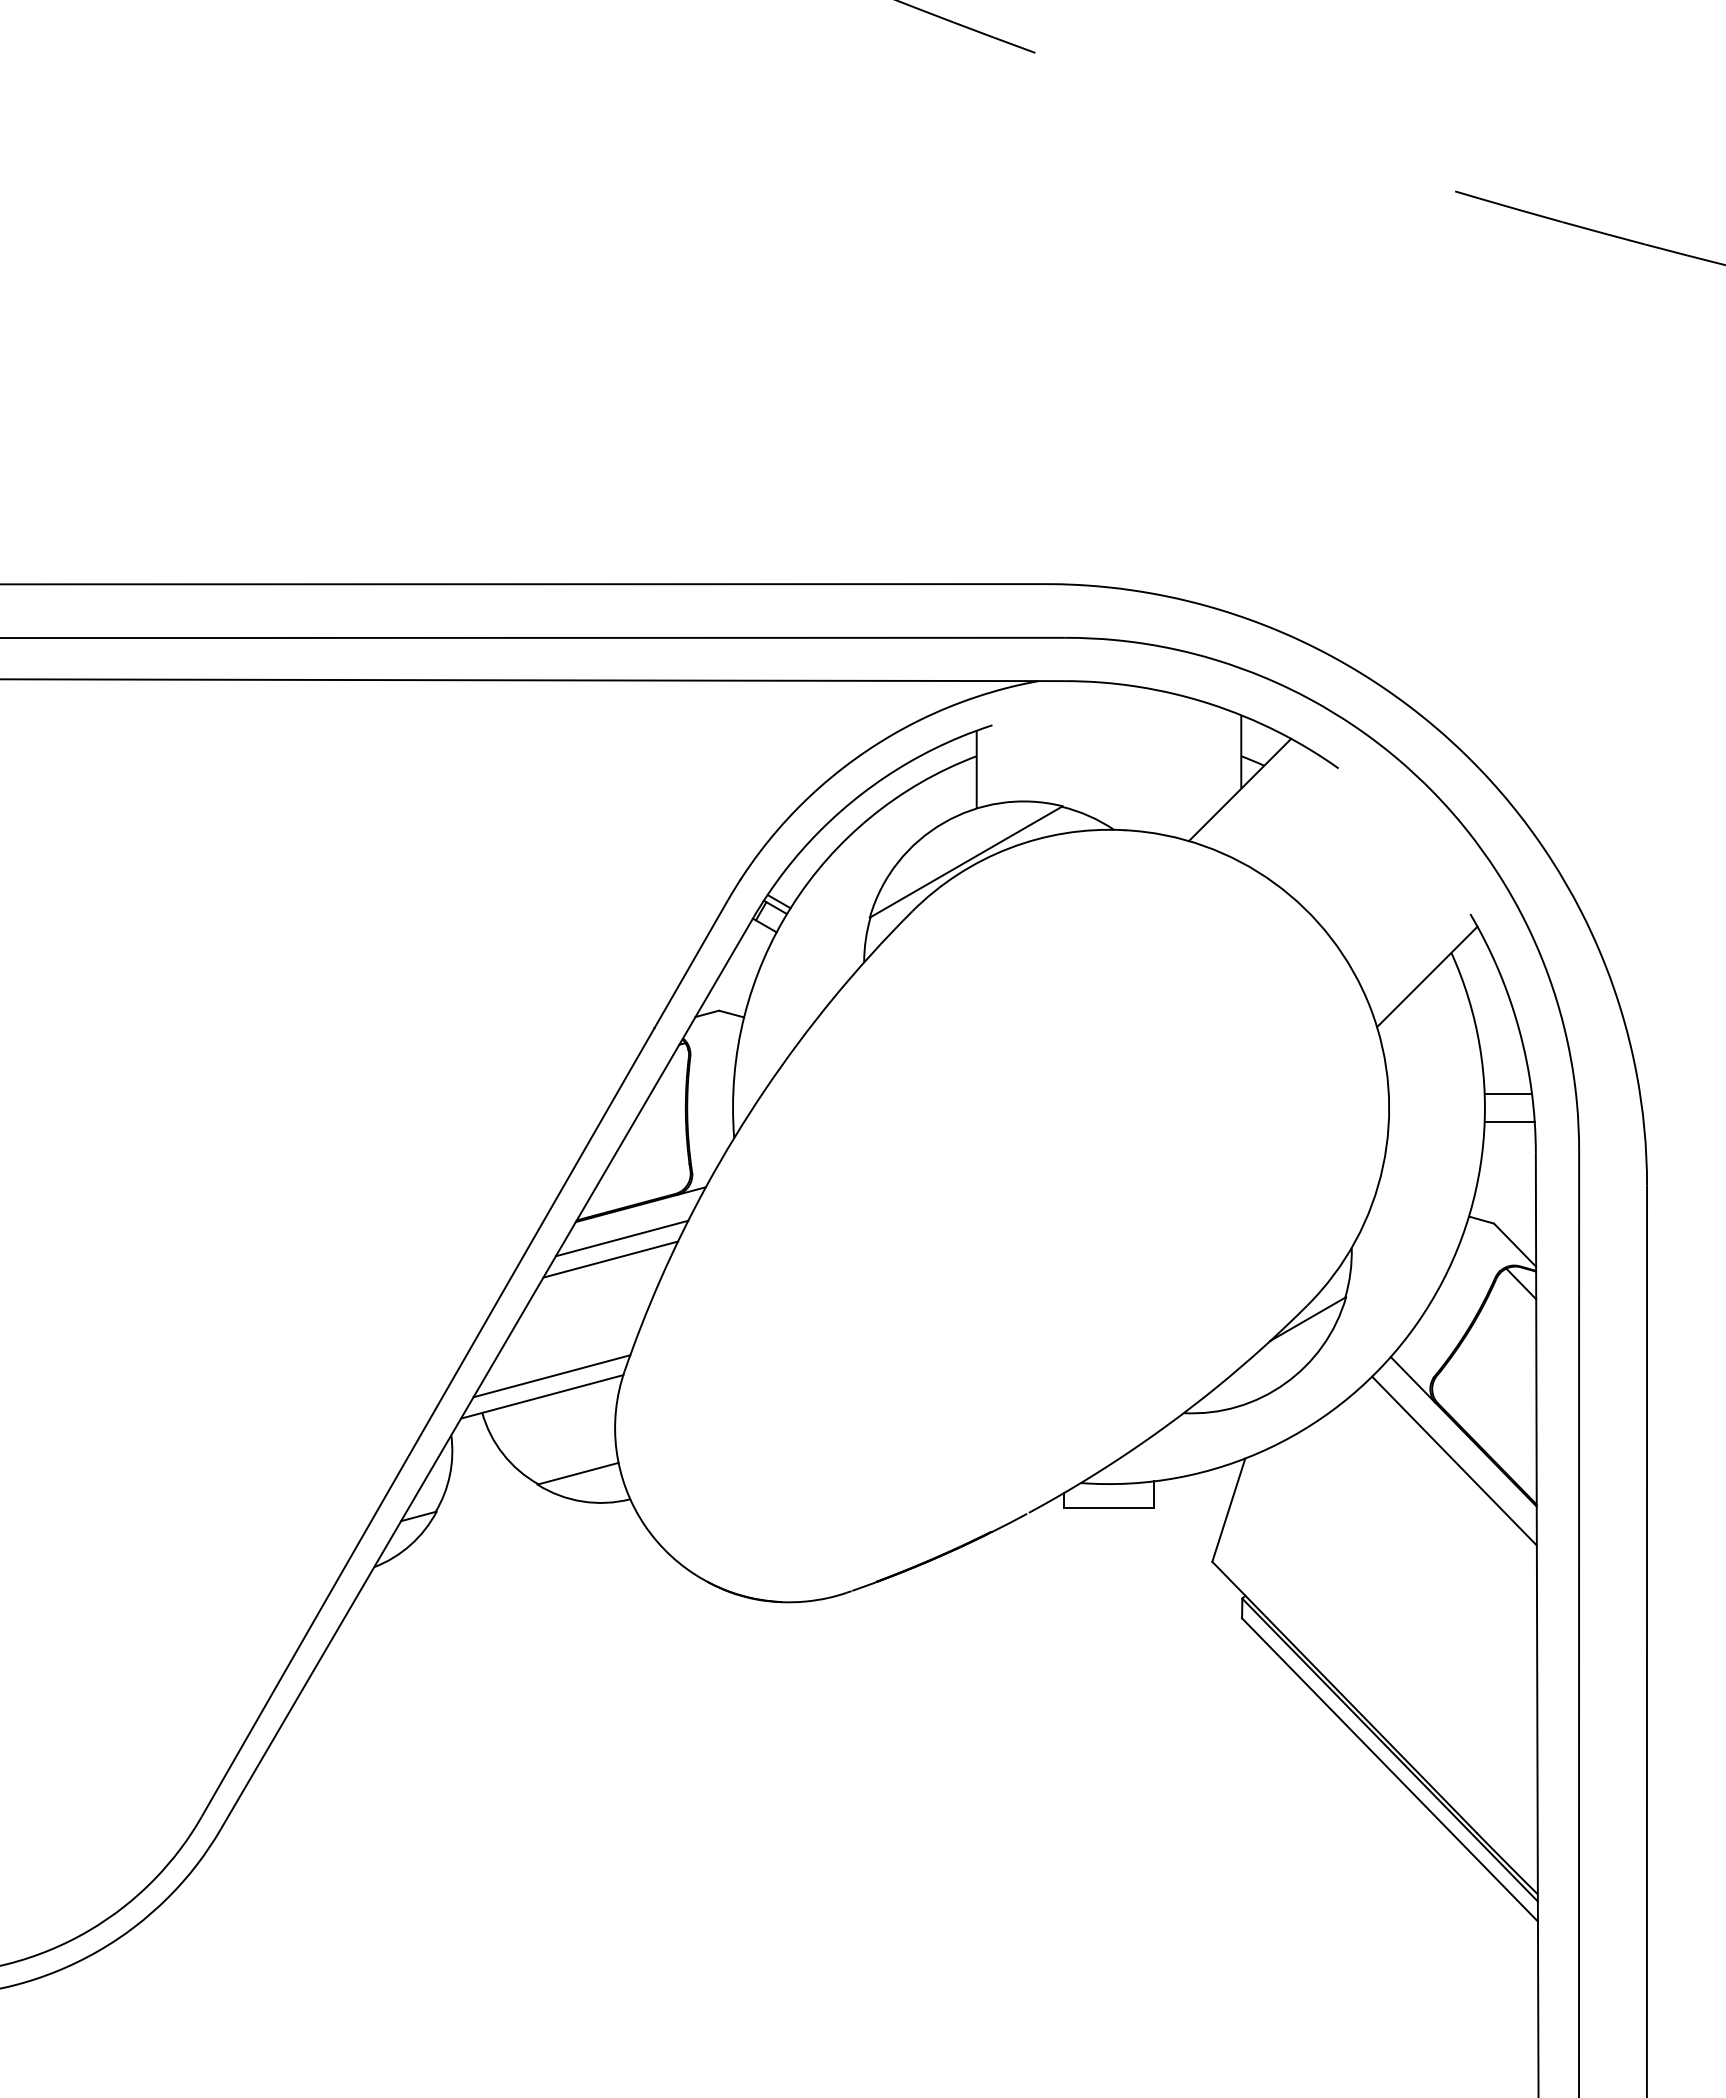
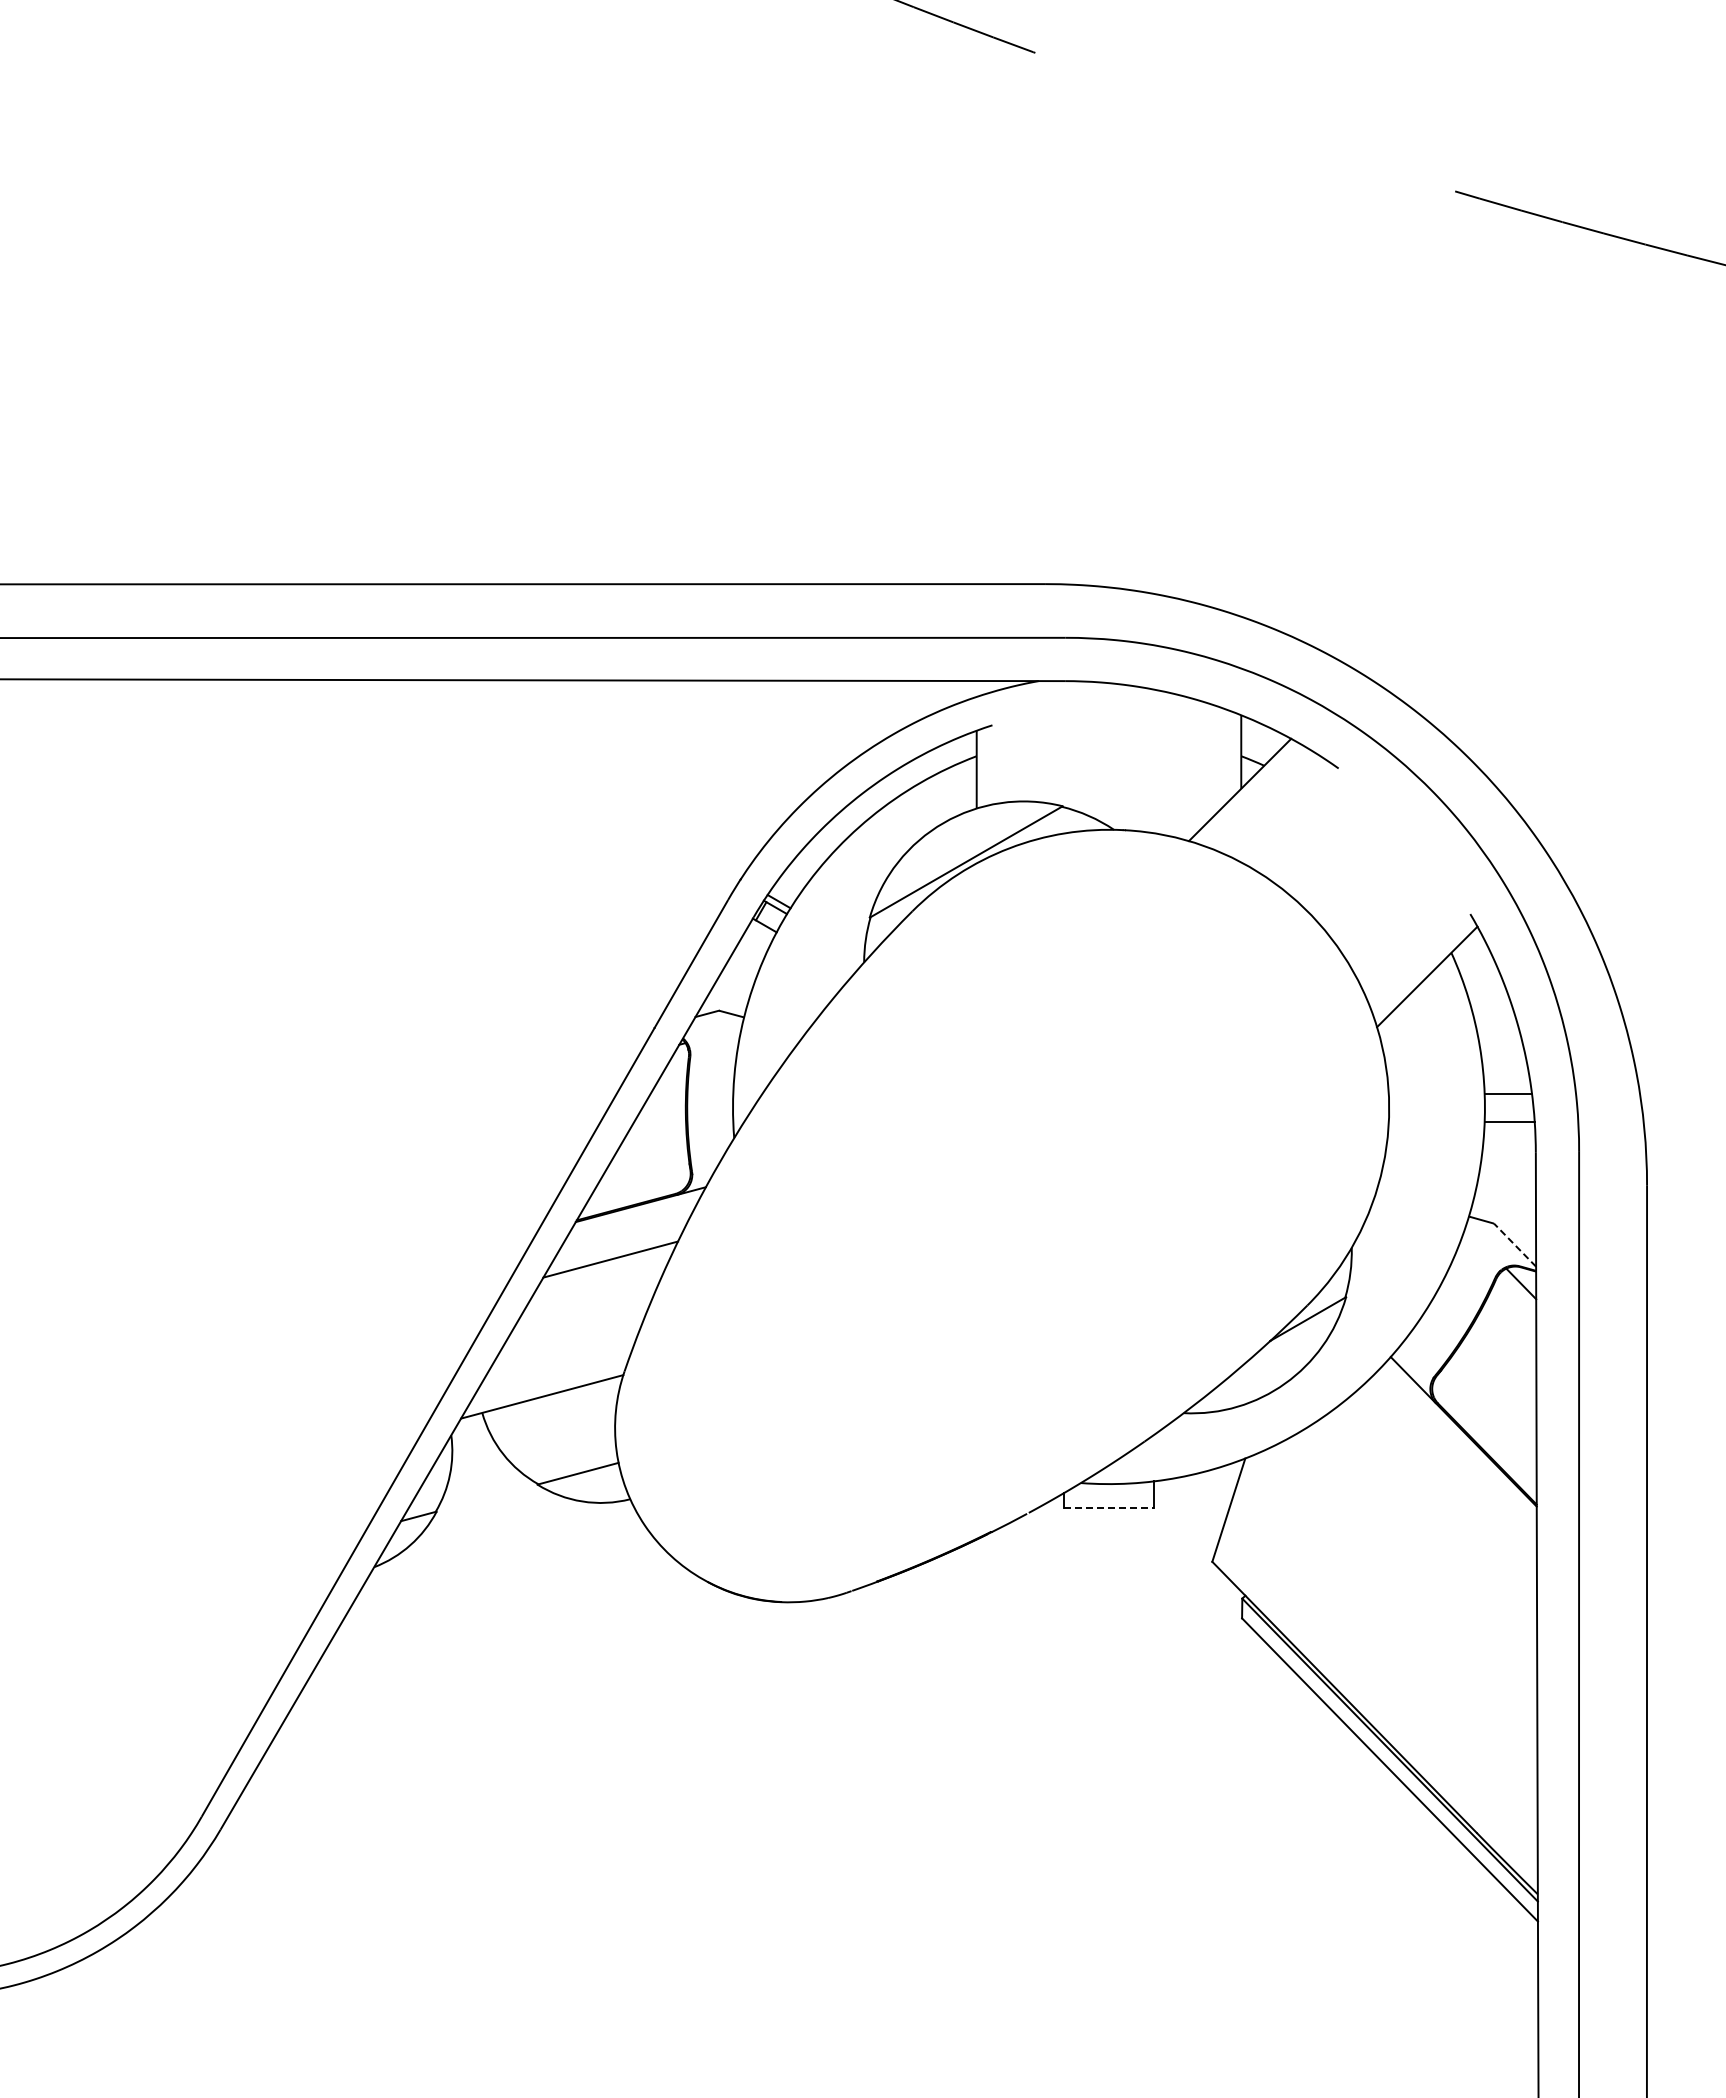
line: present -> none (621, 1238)
line: solid -> dashed (1514, 1244)
line: present -> none (551, 1376)
line: present -> none (1454, 1460)
line: solid -> dashed (1109, 1507)
